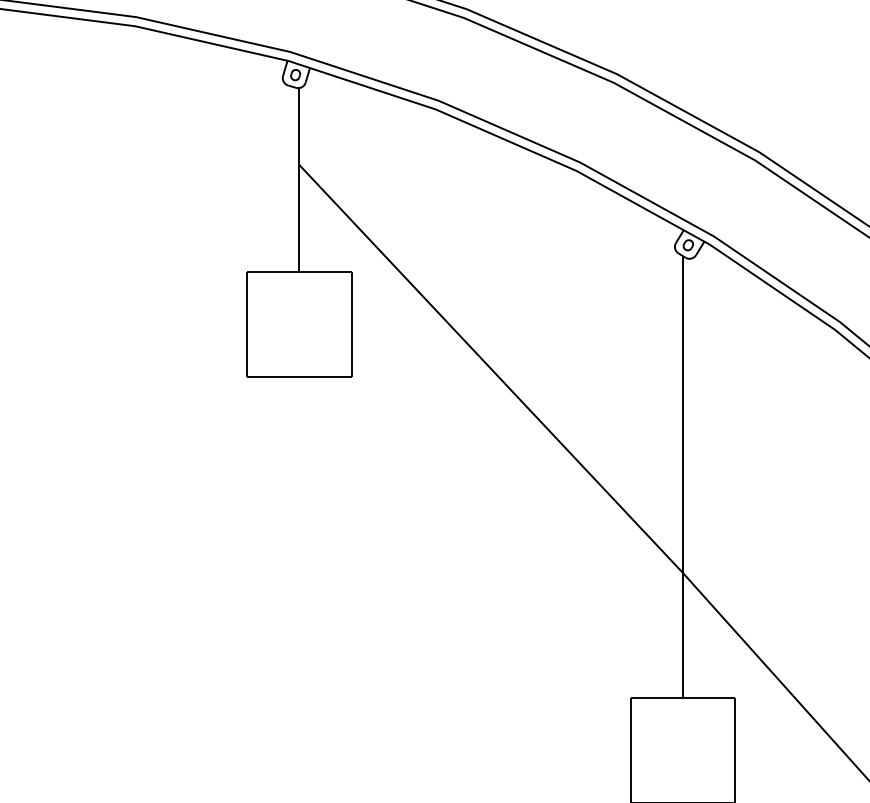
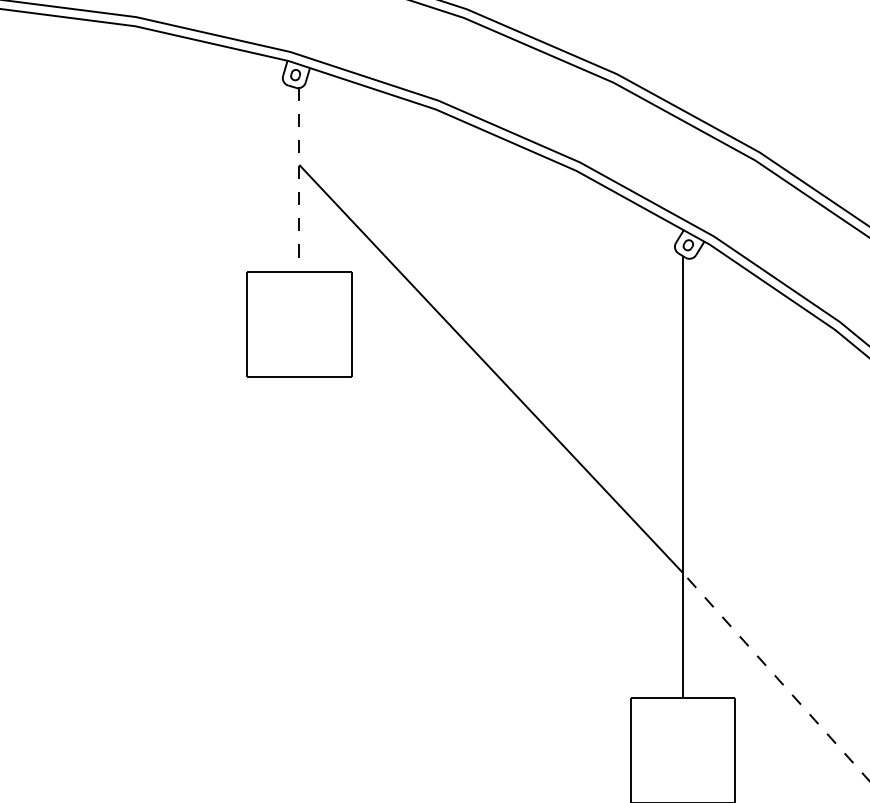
line: solid -> dashed (299, 180)
line: solid -> dashed (776, 677)
